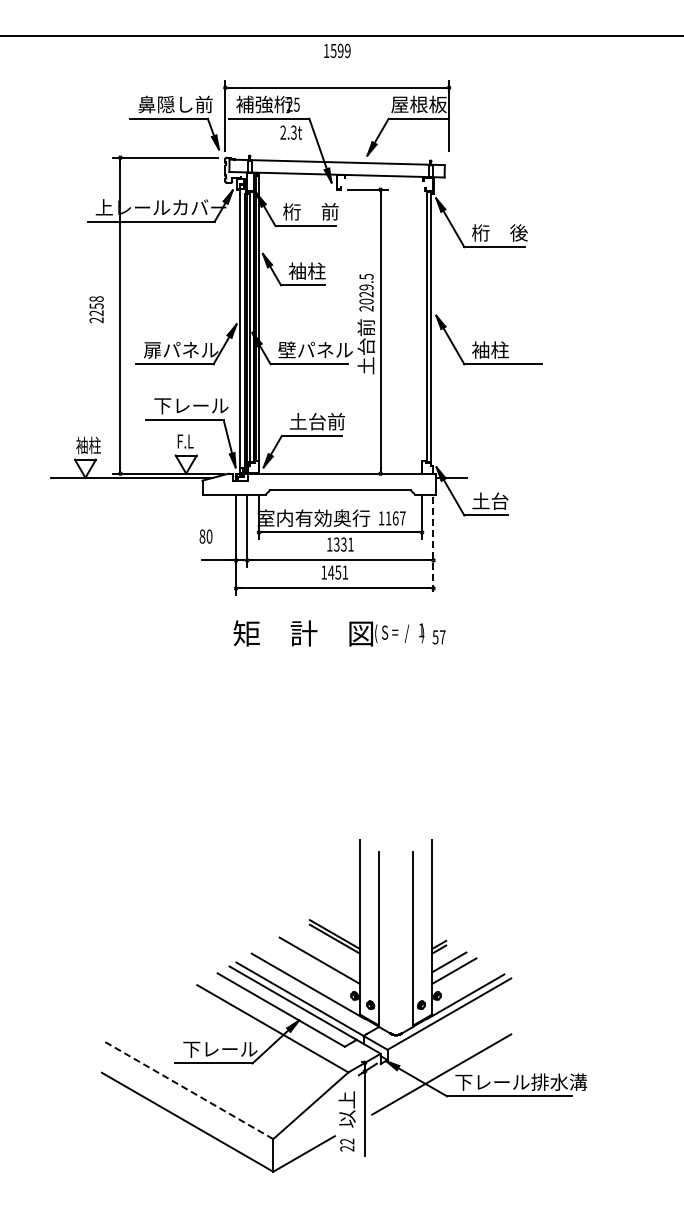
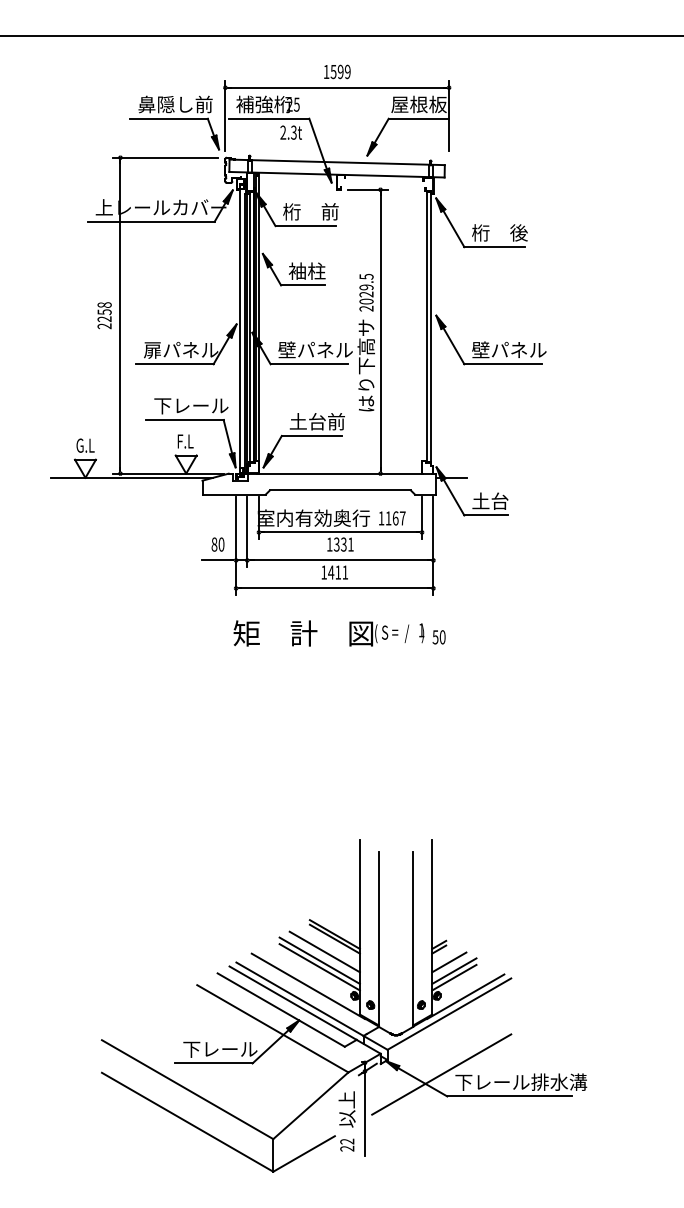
text position: (337, 50) -> (337, 71) (337, 71)
text position: (96, 309) -> (104, 315) (104, 315)
text: 袖柱 -> 壁パネル (509, 349)
text: 土台前 -> はり下高サ (365, 365)
text: 袖柱 -> G.L (88, 445)
text position: (205, 536) -> (217, 544) (217, 544)
line: dashed -> solid (433, 546)
text: 1451 -> 1411 (338, 572)
text: 57 -> 50 (442, 637)
line: none -> present (324, 951)
line: none -> present (319, 967)
line: none -> present (454, 977)
line: dashed -> solid (187, 1089)
